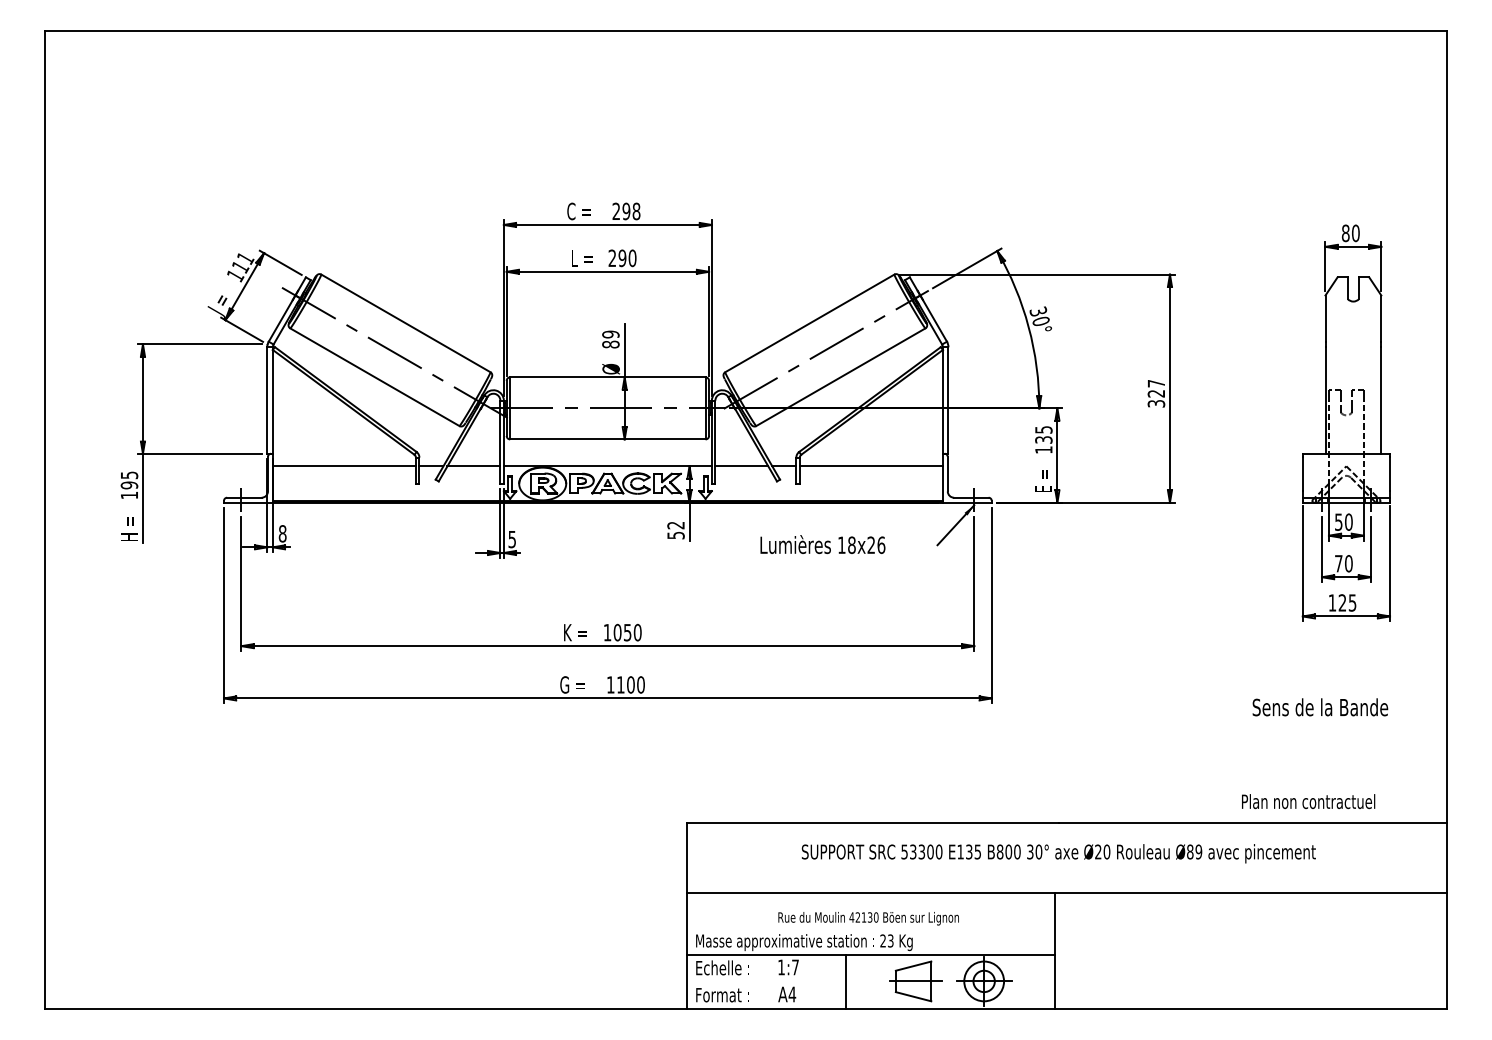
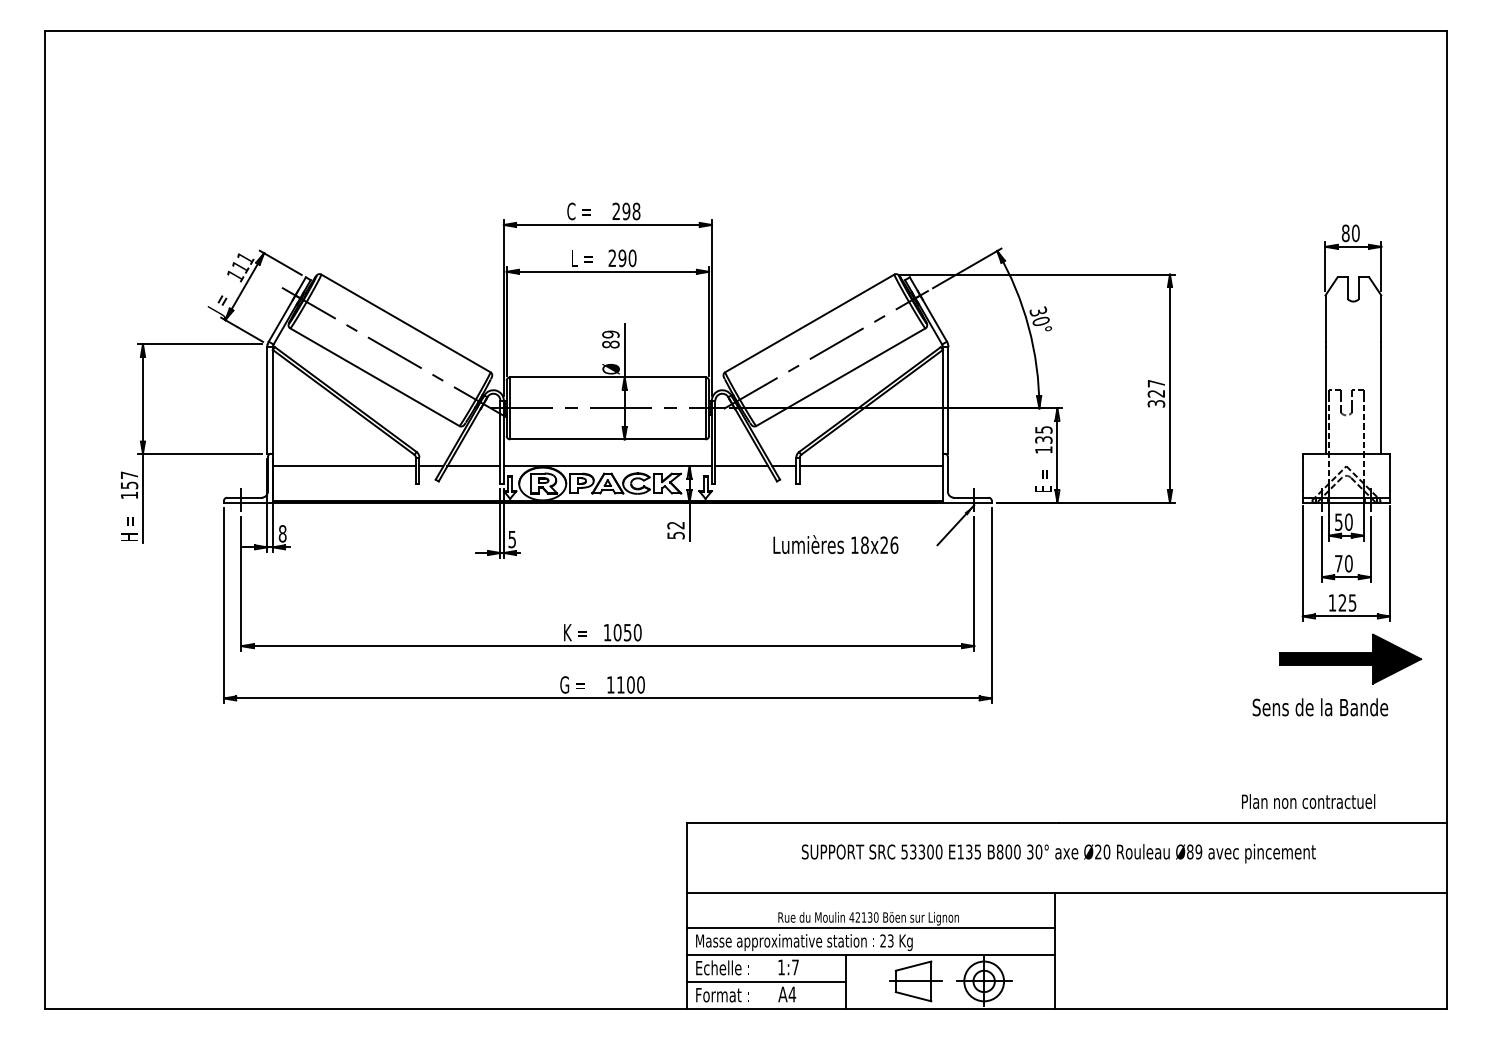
text: 195 -> 157 (129, 480)
text position: (822, 544) -> (835, 544) (835, 544)
part: none -> present (1350, 658)
line: none -> present (870, 928)
line: none -> present (766, 982)
